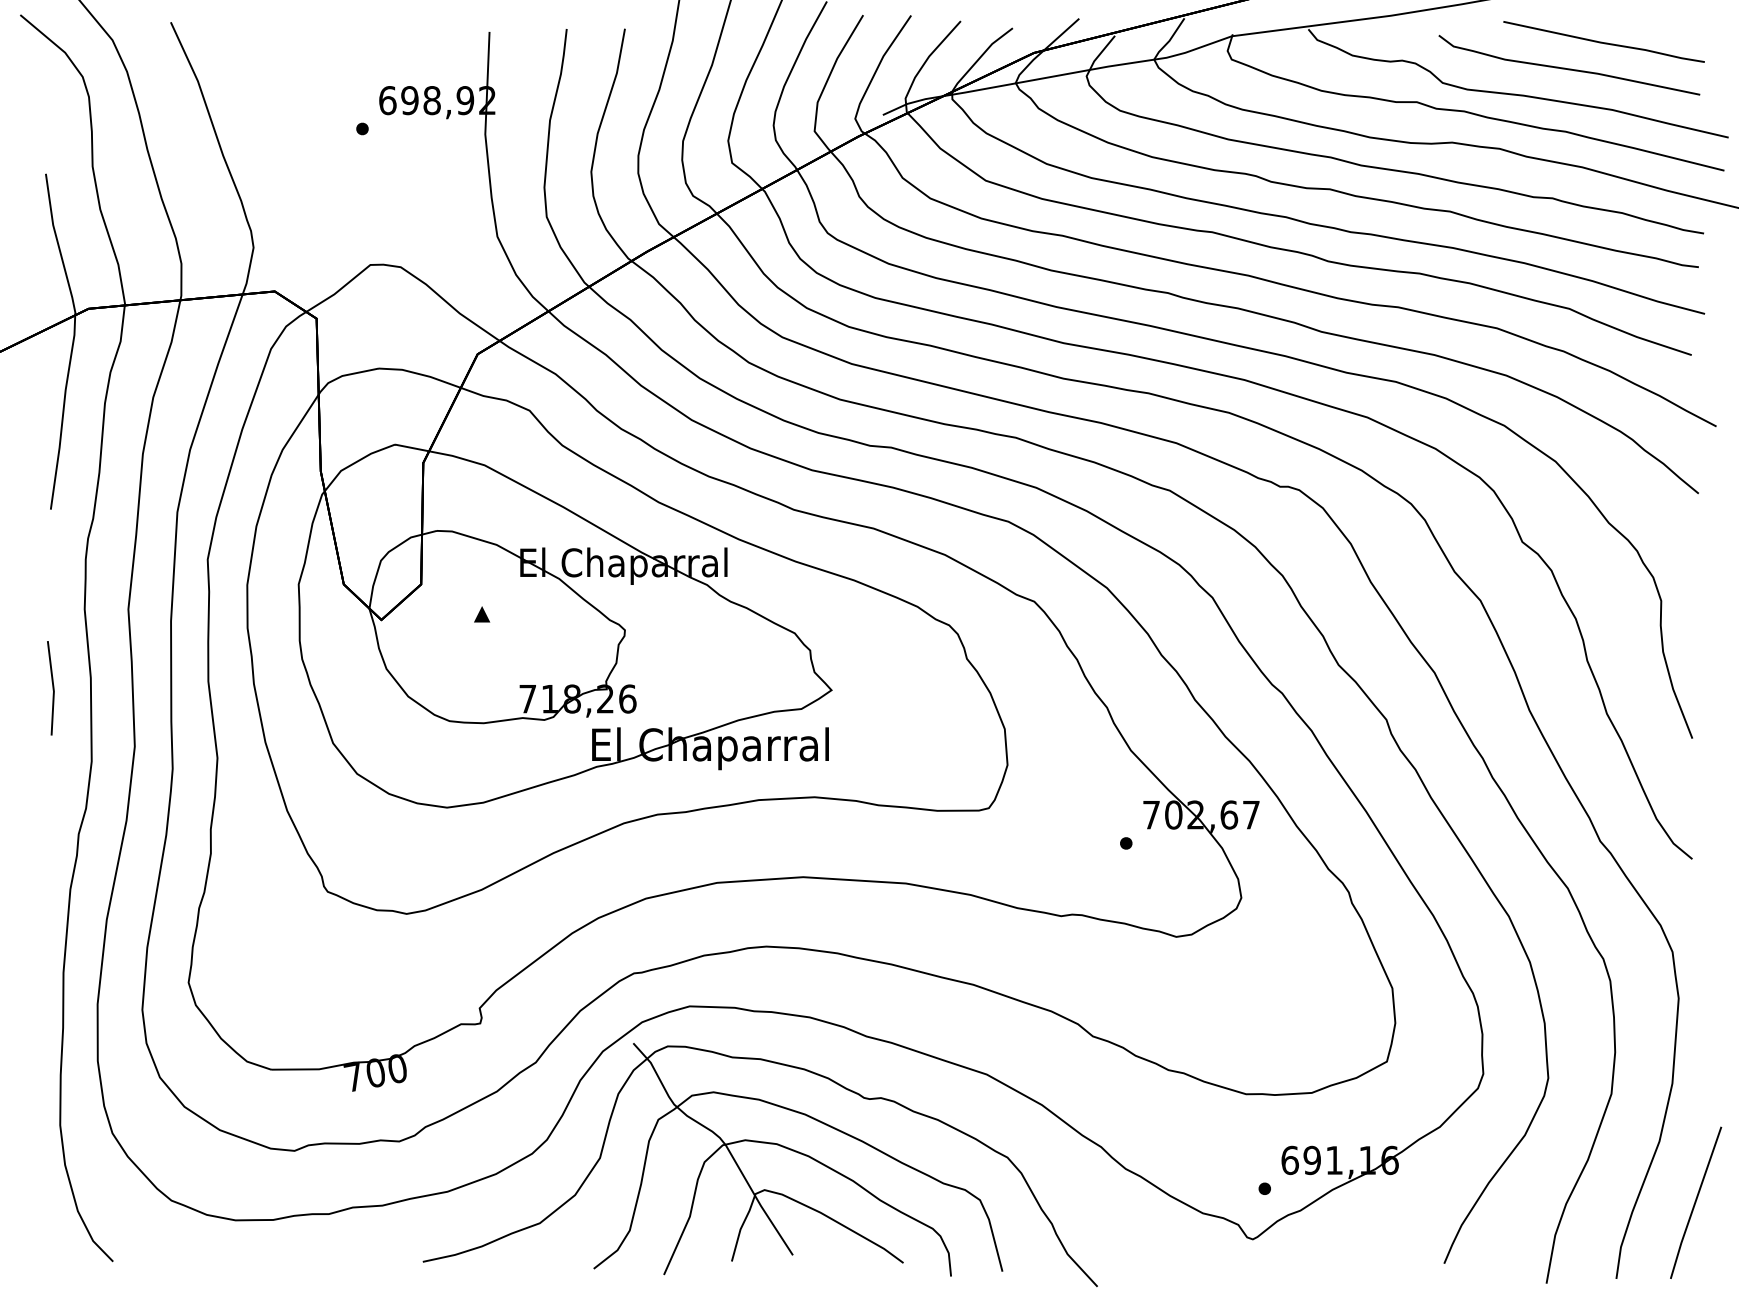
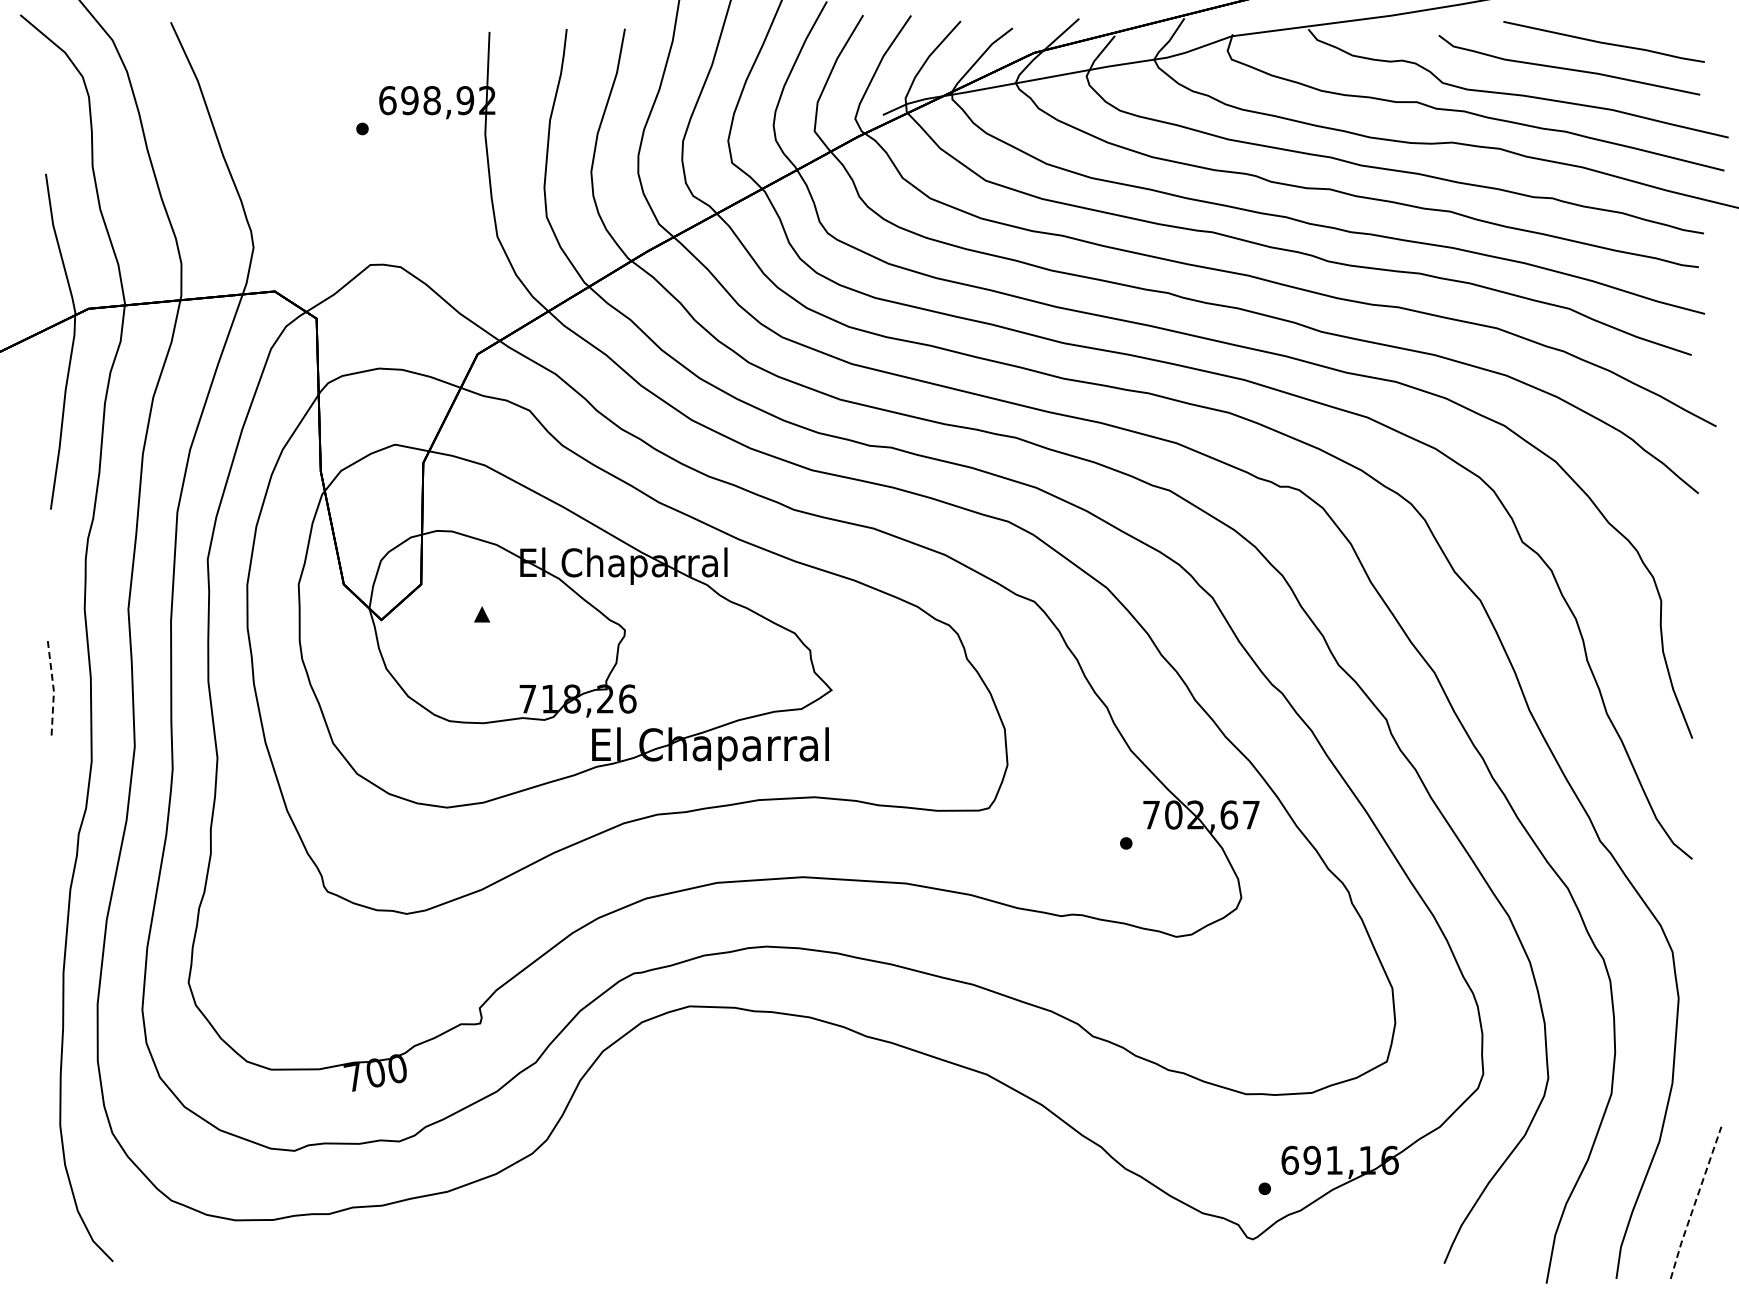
line: solid -> dashed (53, 689)
part: present -> none (743, 1173)
line: solid -> dashed (1695, 1203)
